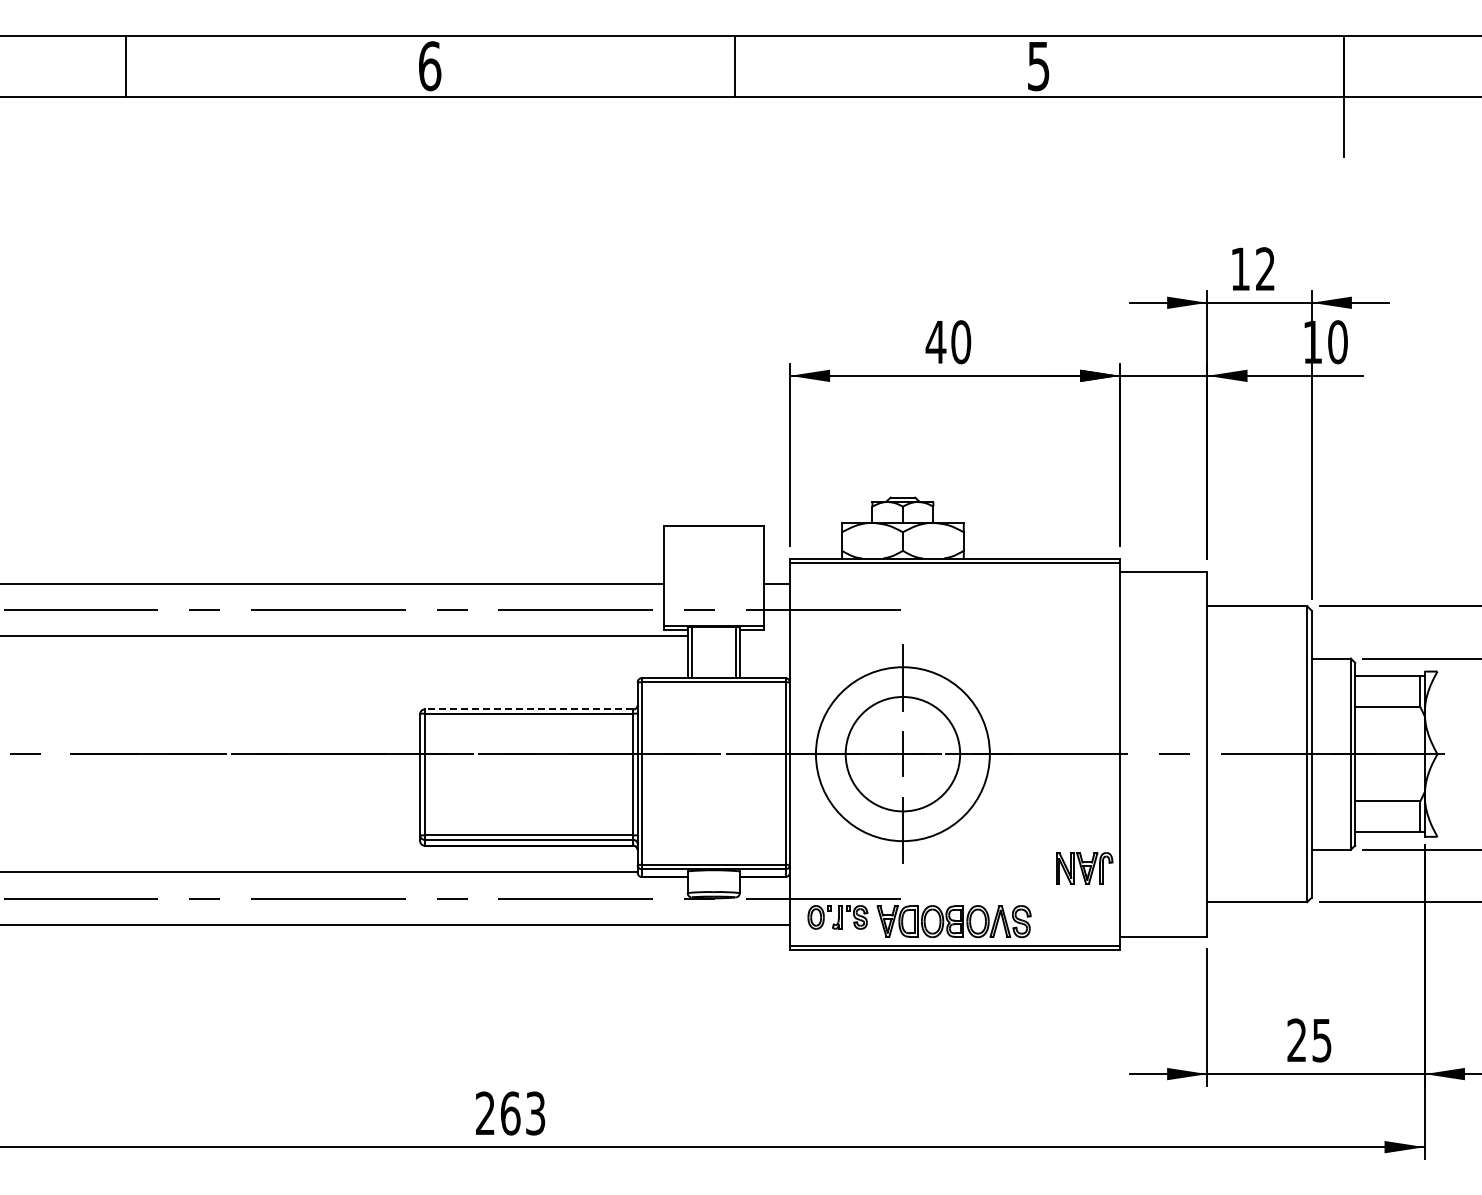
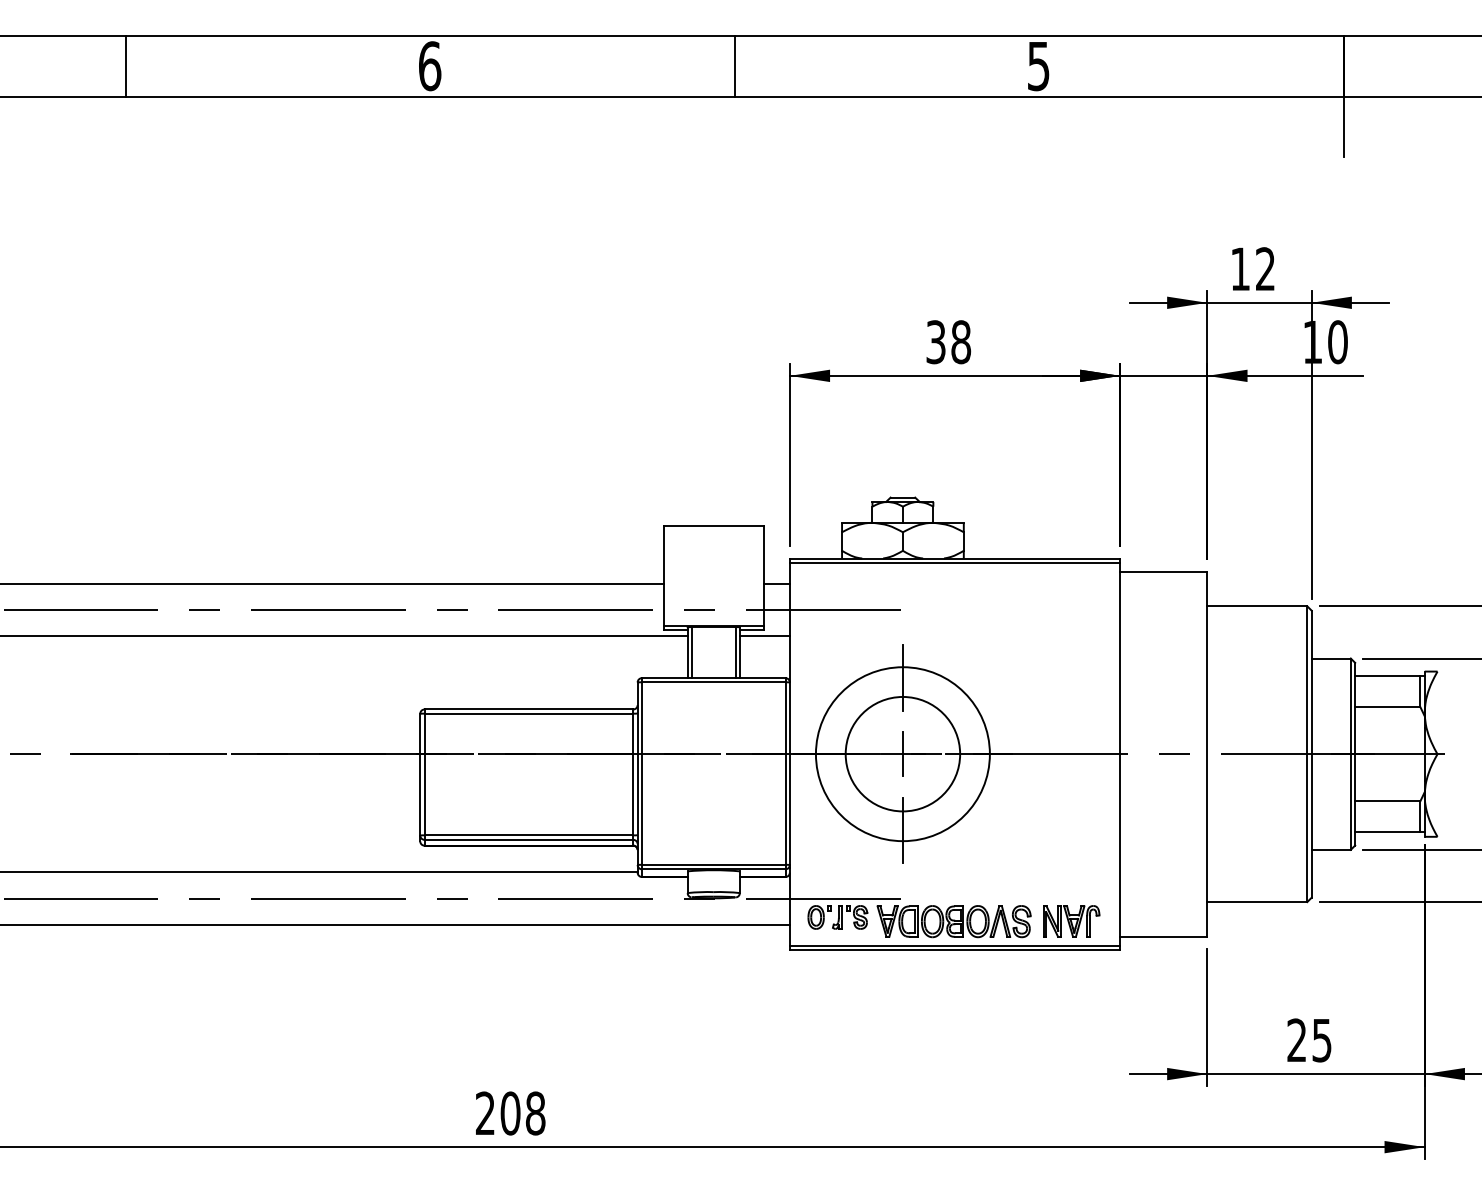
text: 40 -> 38 (948, 342)
line: none -> present (764, 635)
line: dashed -> solid (528, 709)
part position: (1084, 868) -> (1071, 921) (1071, 921)
text: 263 -> 208 (522, 1113)
